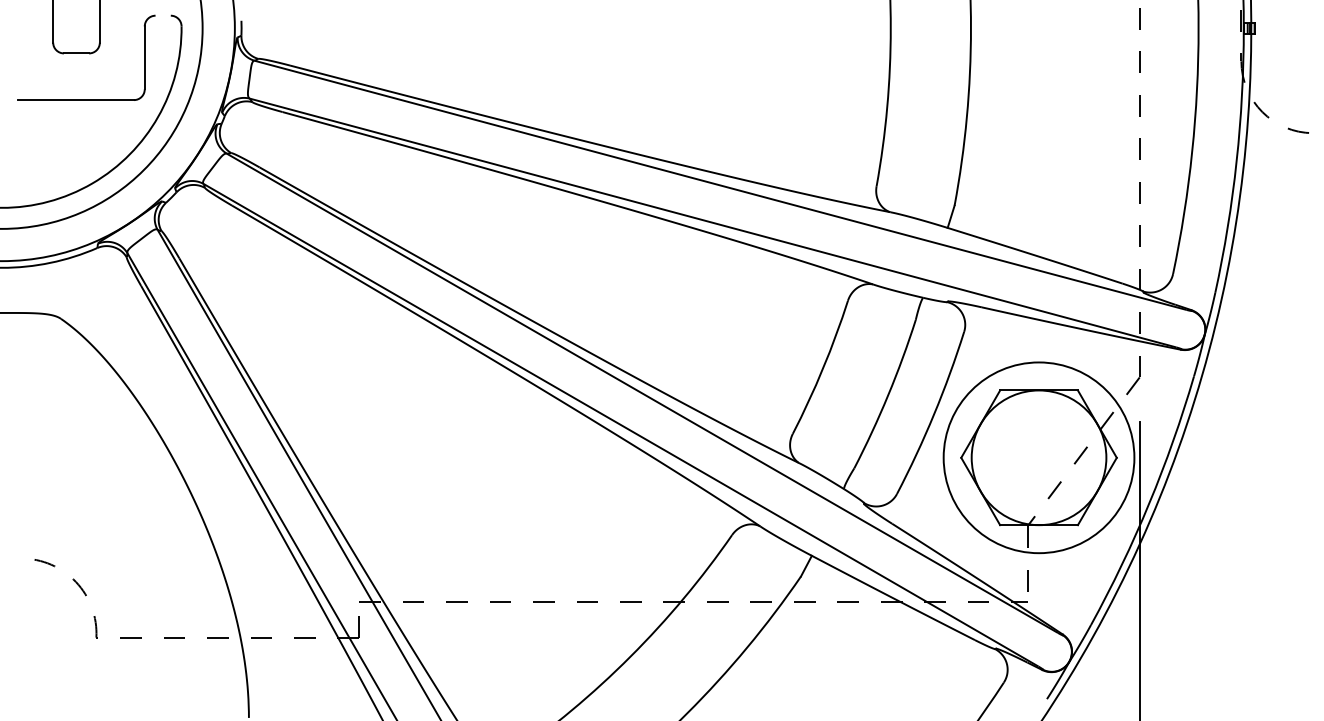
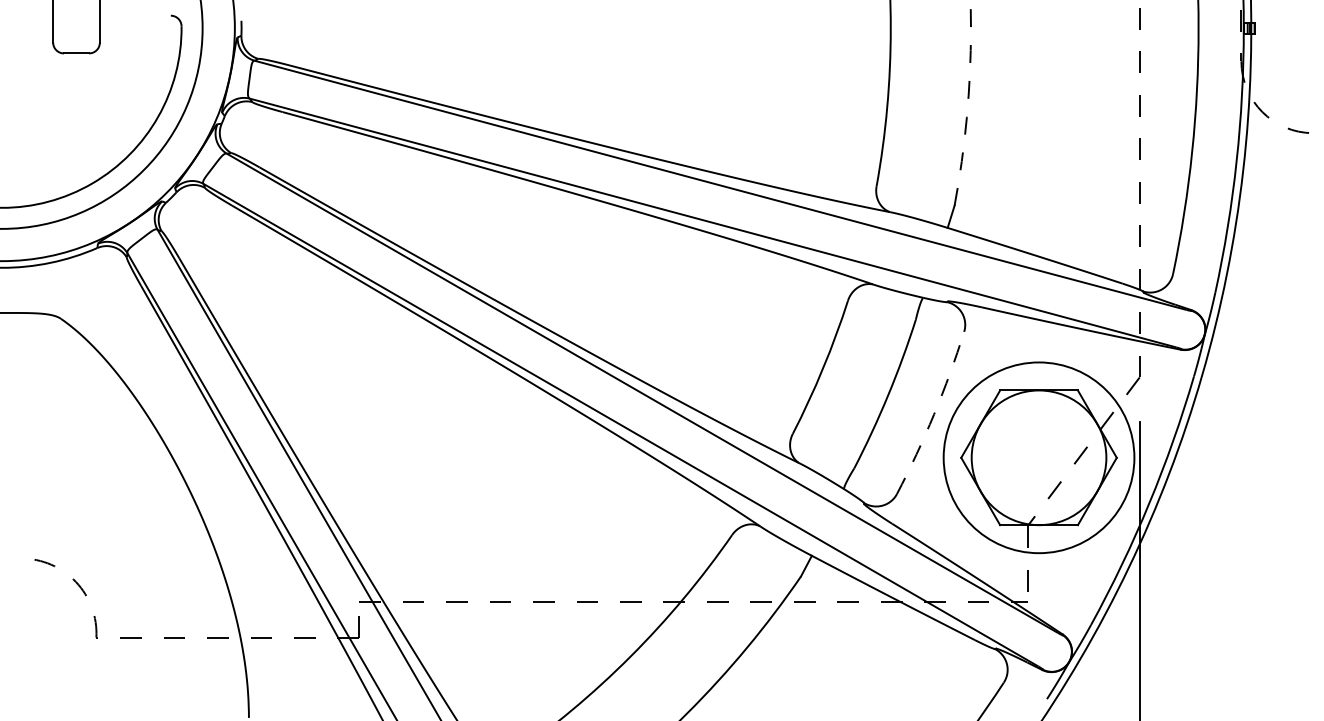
part: present -> none (86, 99)
arc: solid -> dashed (968, 102)
arc: solid -> dashed (934, 414)
